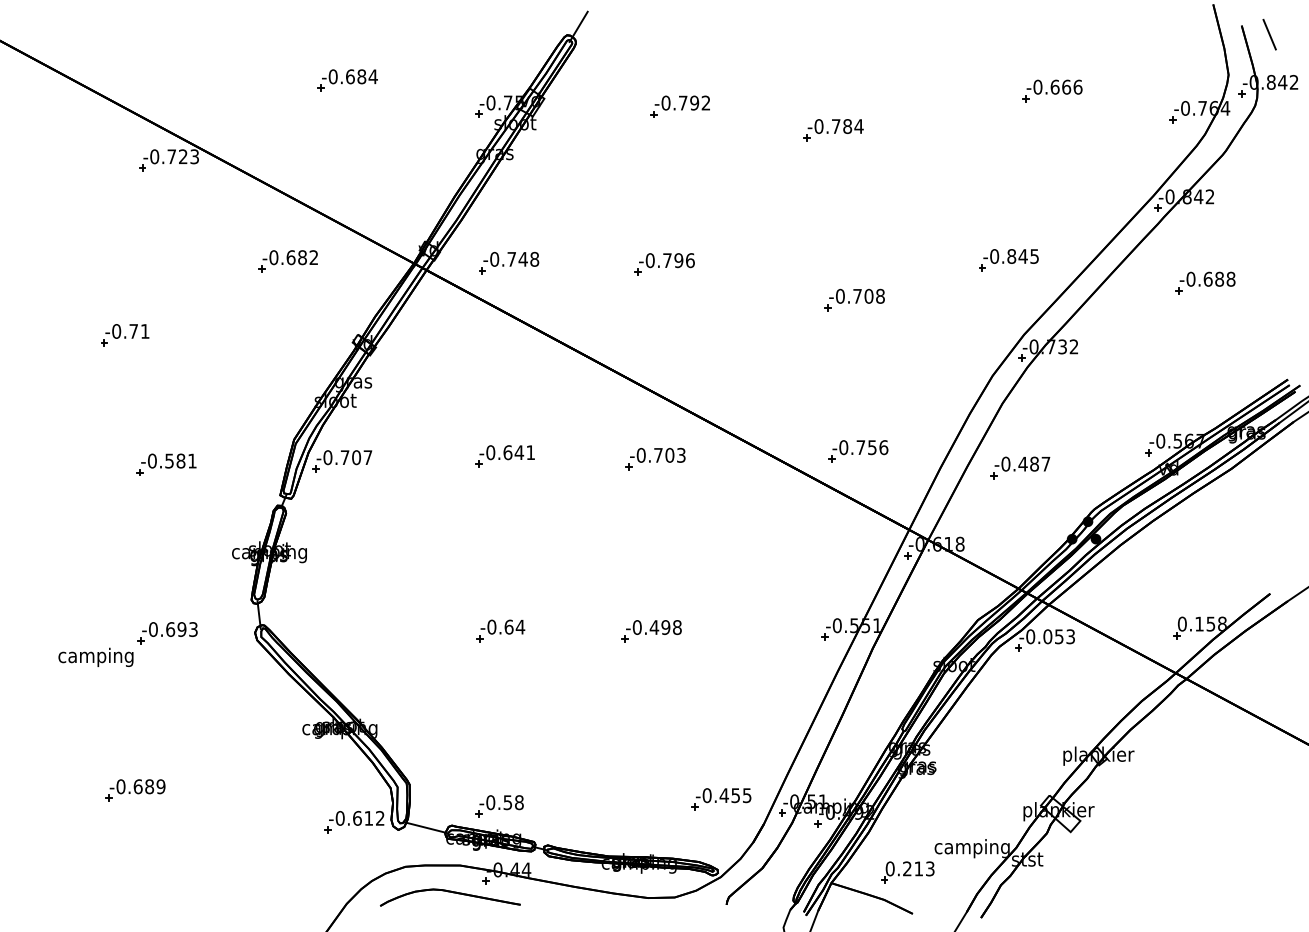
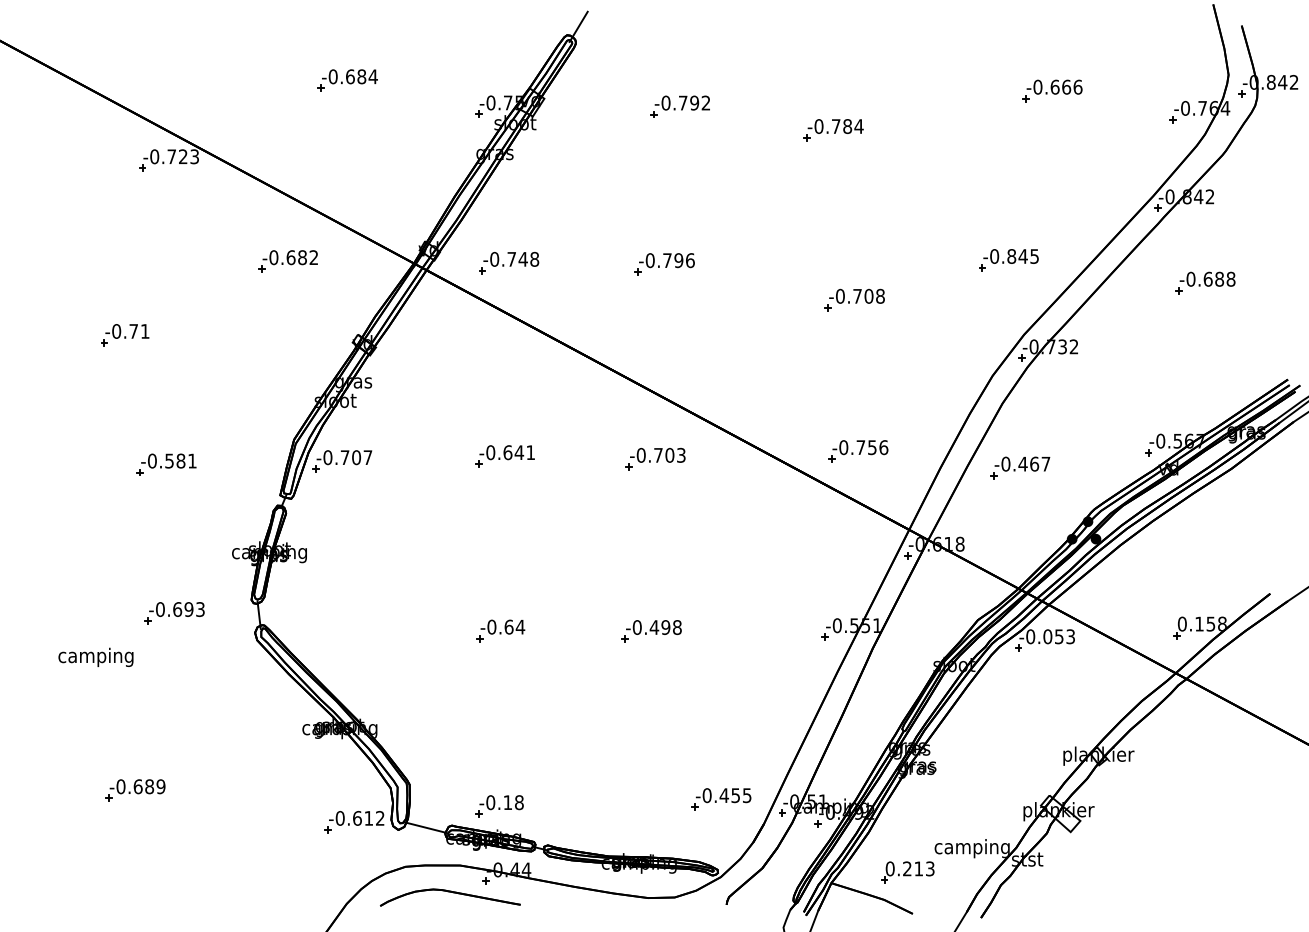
line: present -> none (1269, 34)
text: -0.487 -> -0.467 (1034, 463)
part position: (167, 633) -> (174, 613) (174, 613)
text: -0.58 -> -0.18 (507, 802)
